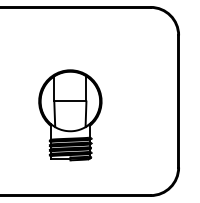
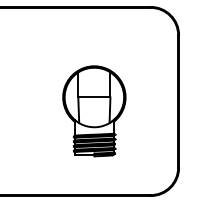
part position: (70, 115) -> (94, 111) (94, 111)
